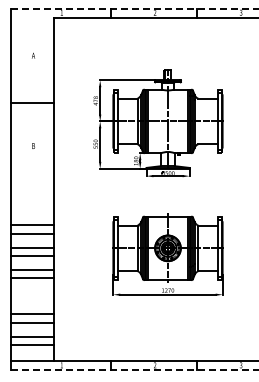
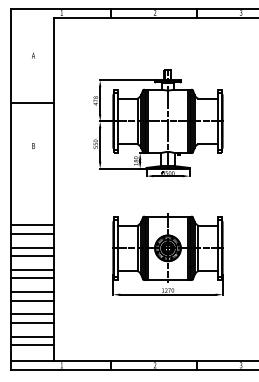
line: dashed -> solid (134, 8)
line: none -> present (31, 291)
line: none -> present (31, 300)
line: dashed -> solid (134, 370)
